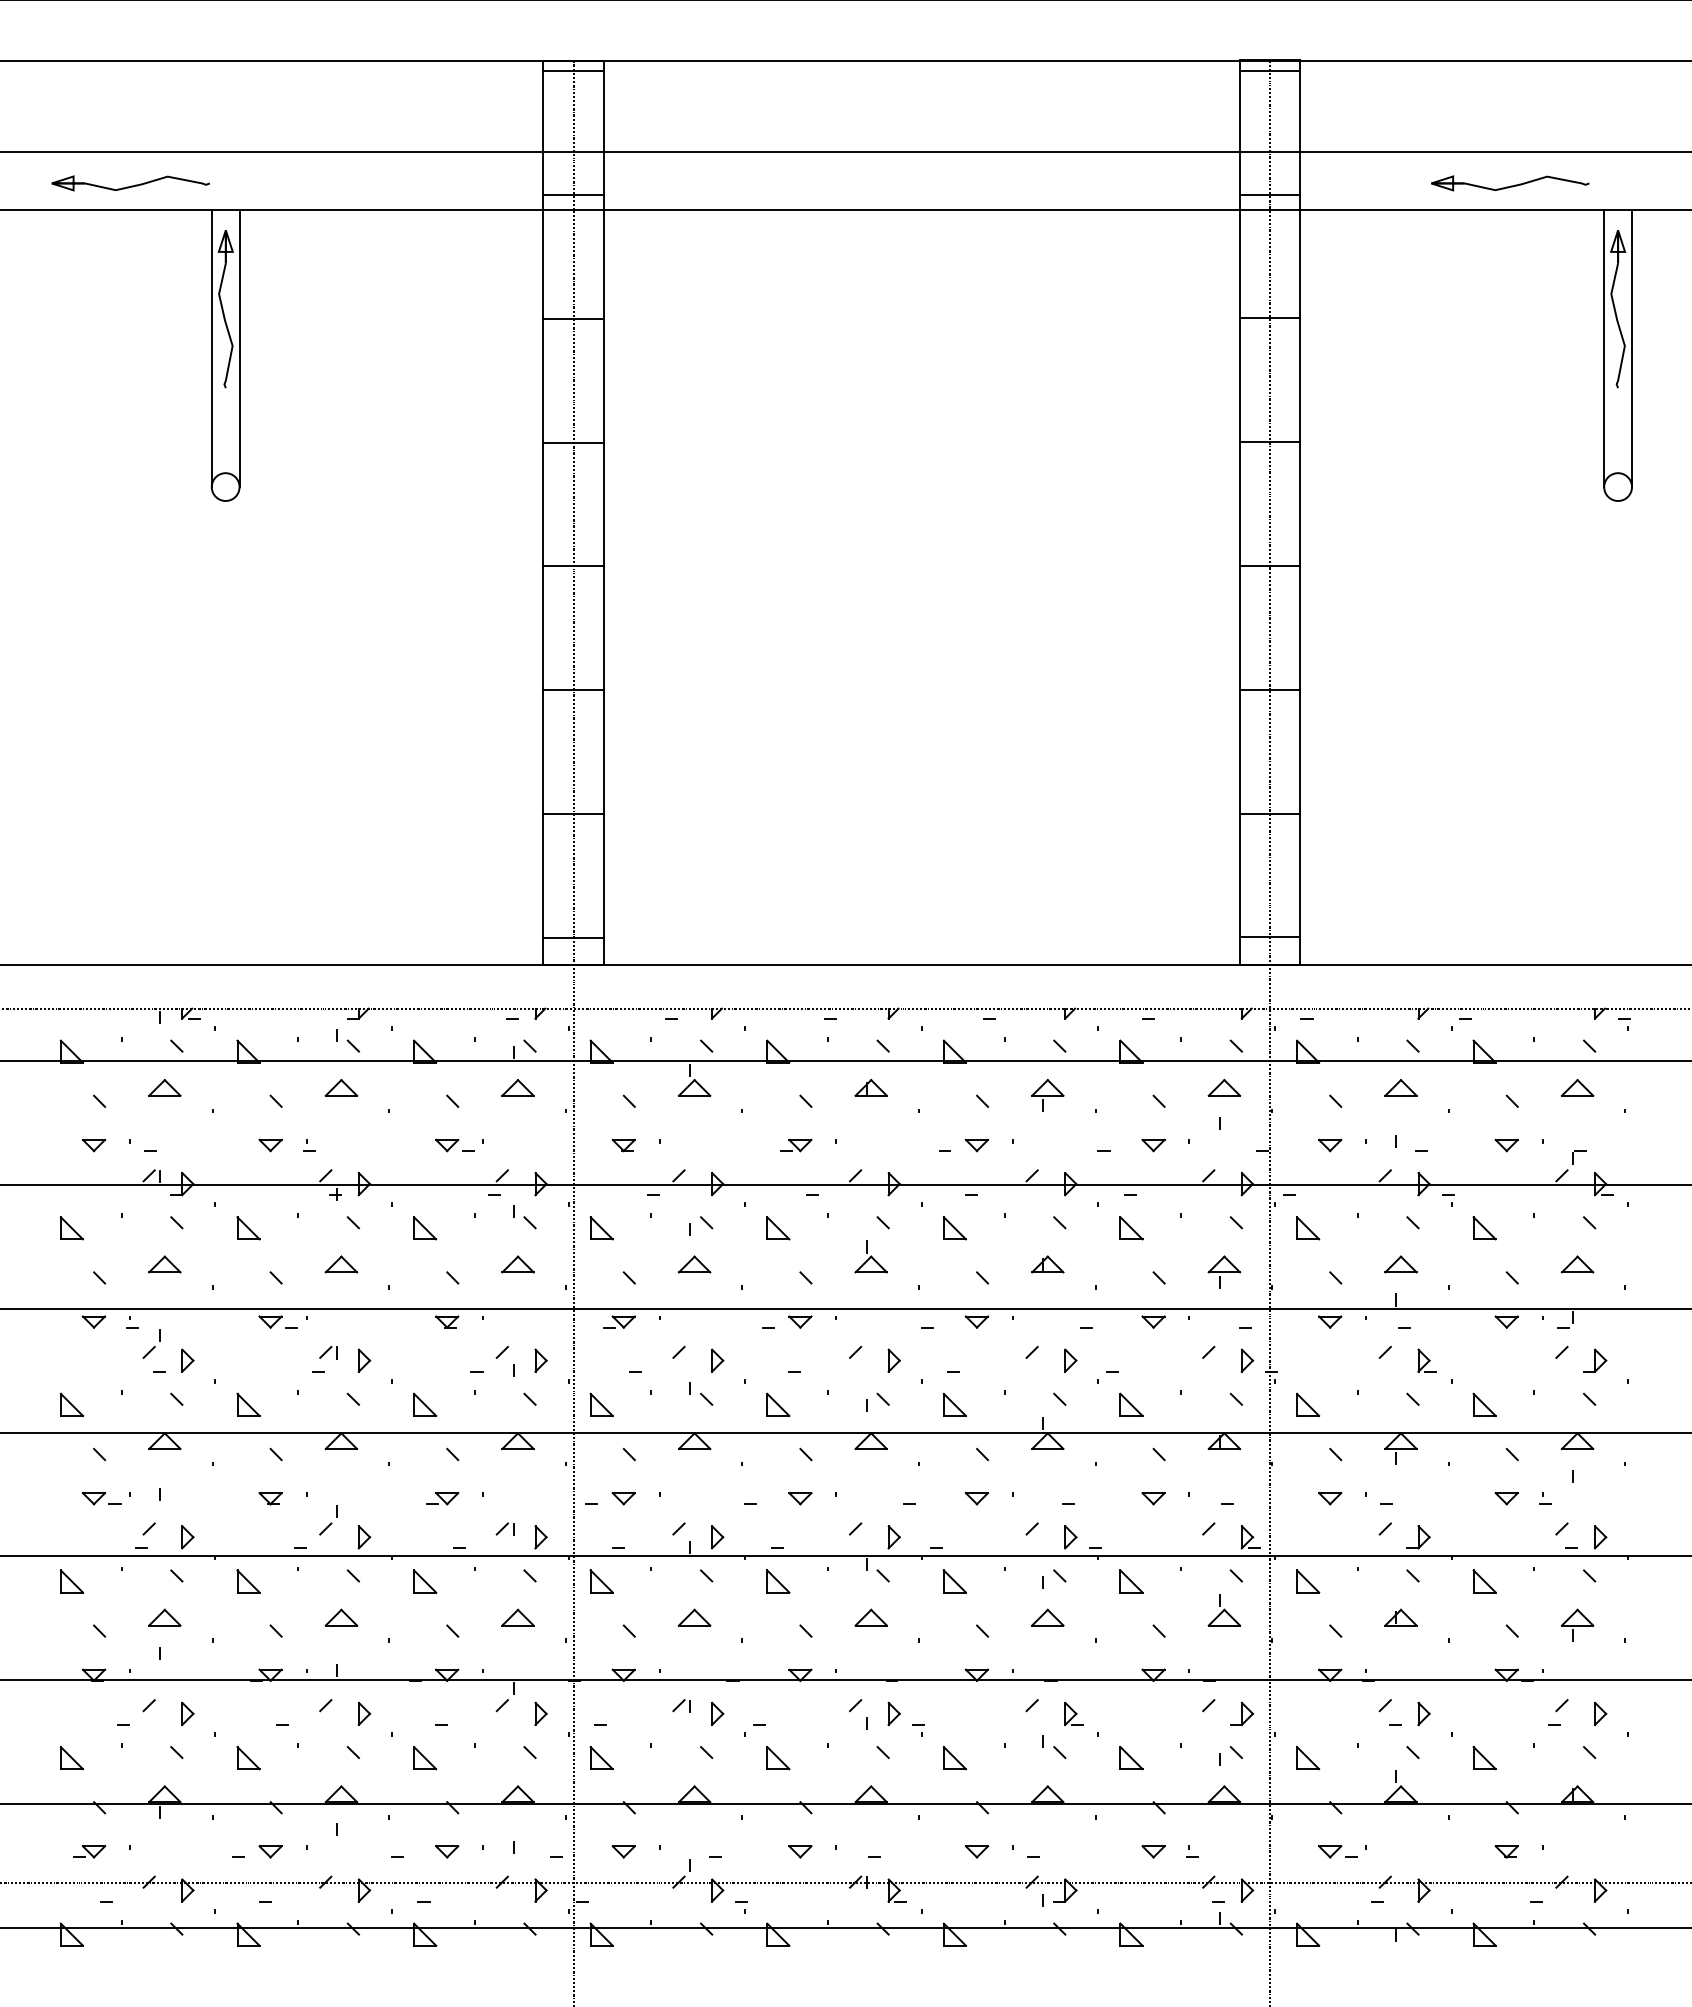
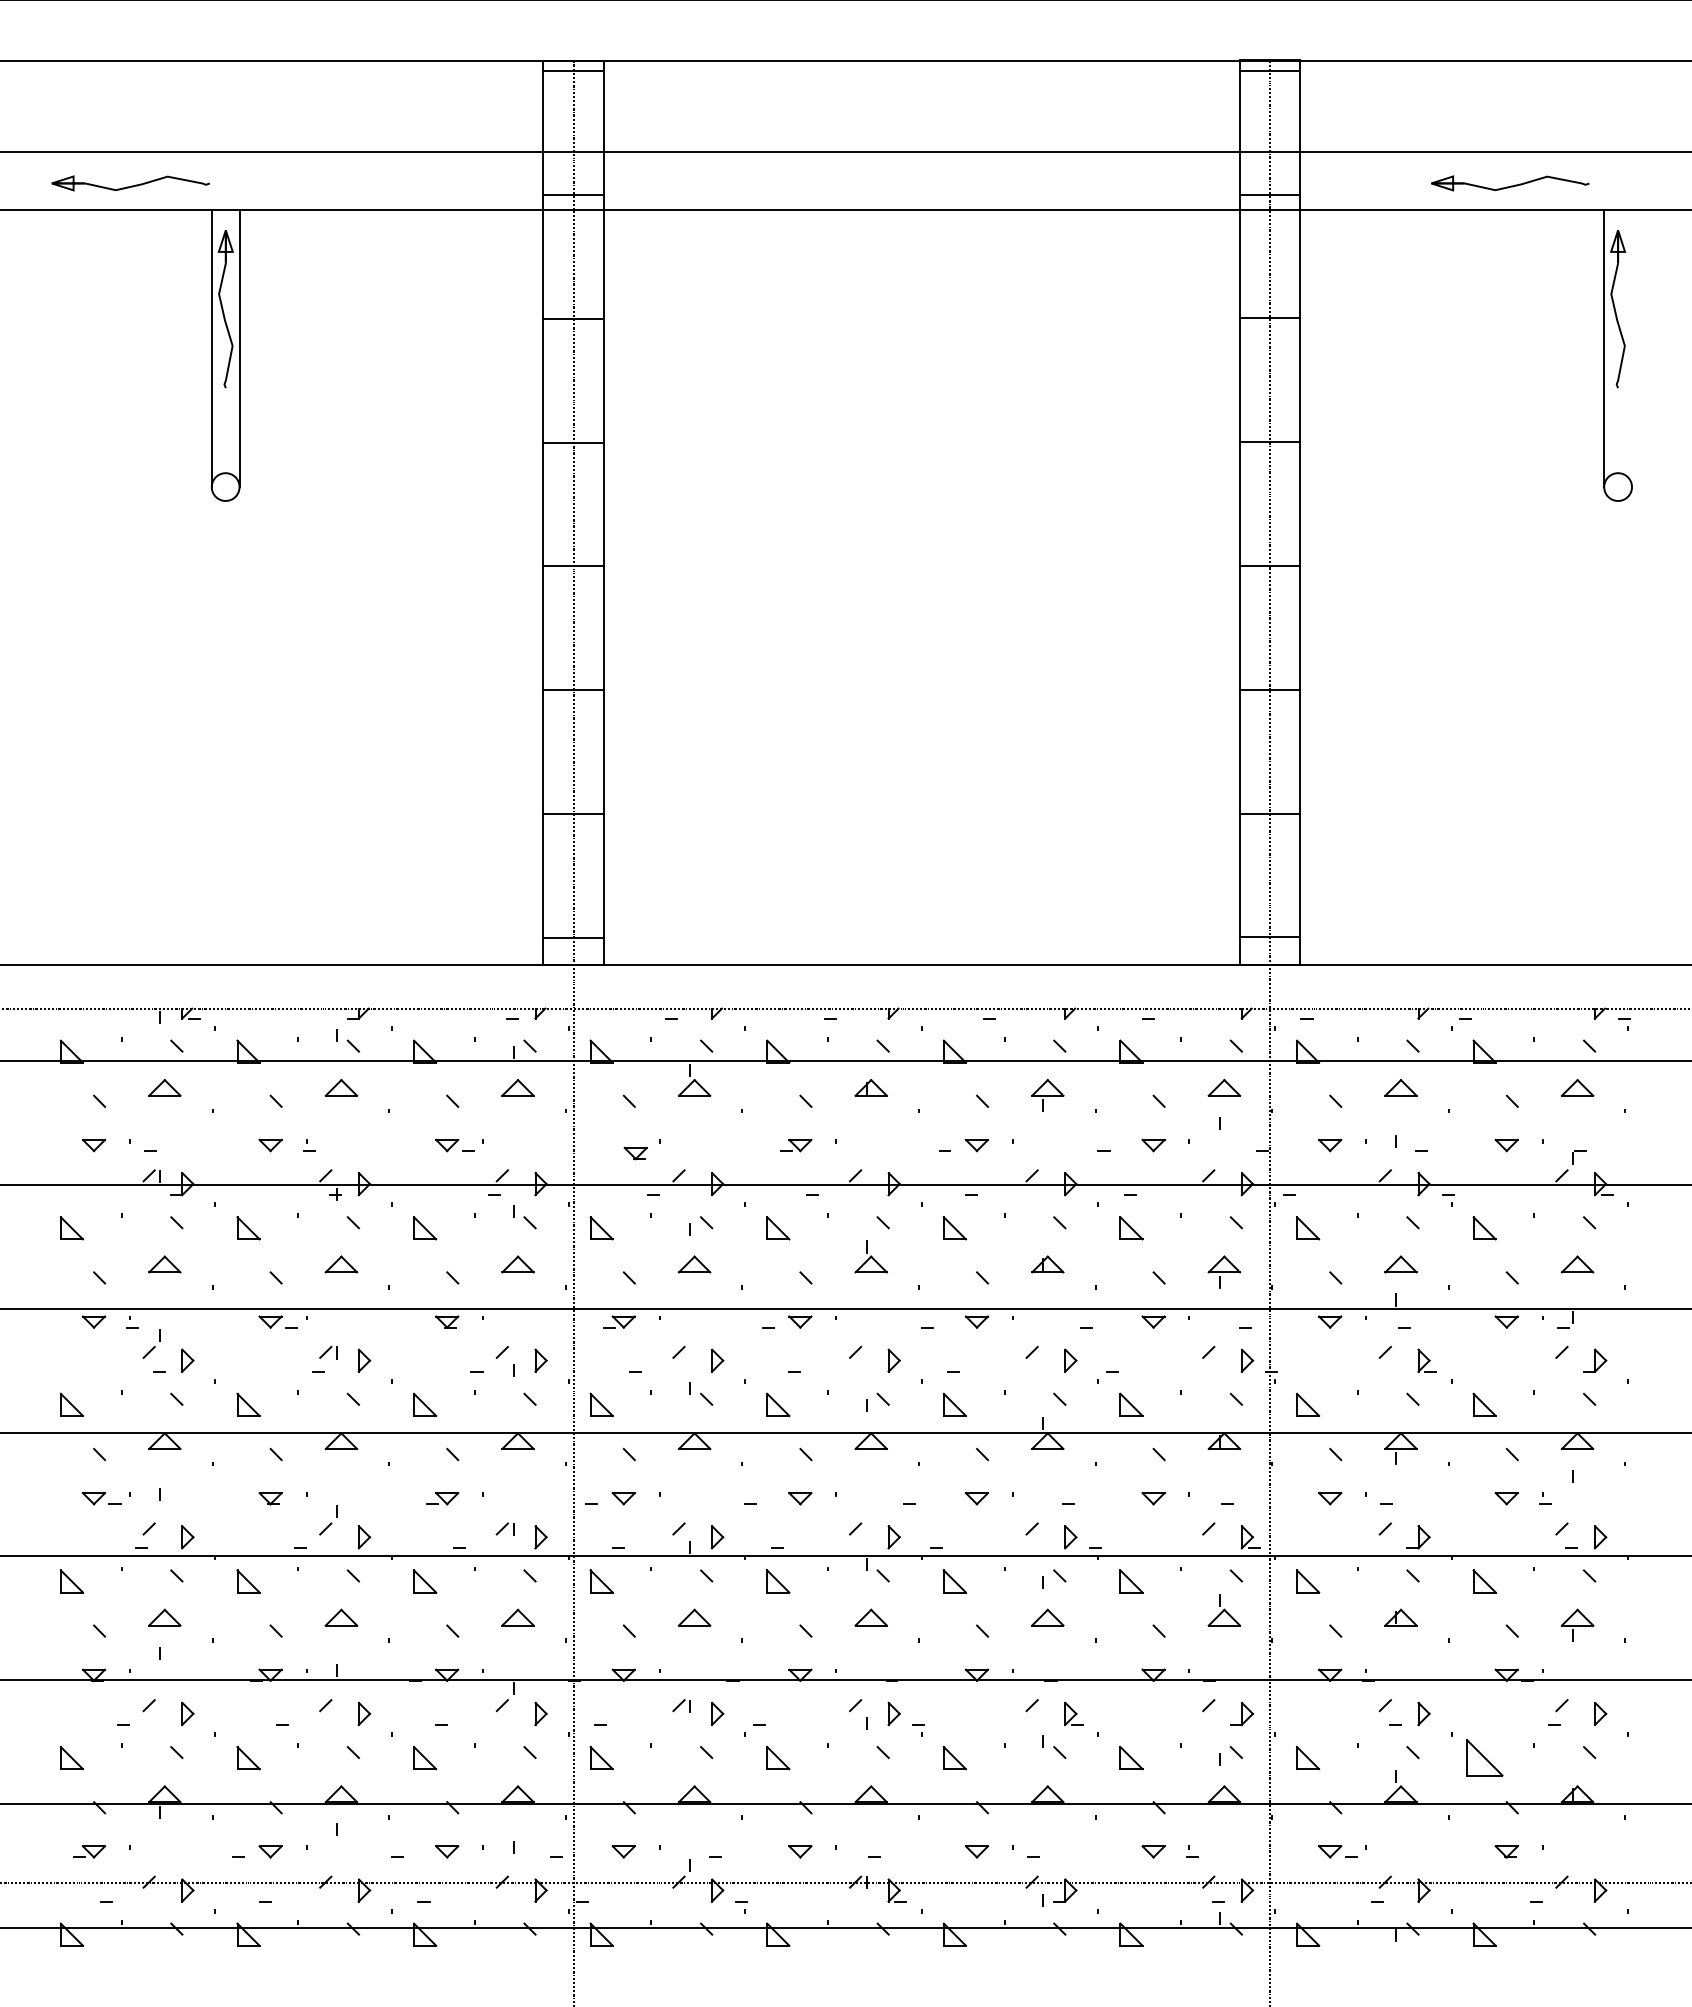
line: present -> none (1632, 348)
part position: (623, 1145) -> (635, 1153) (635, 1153)
part size: 25x25 px -> 38x38 px (1484, 1757)
